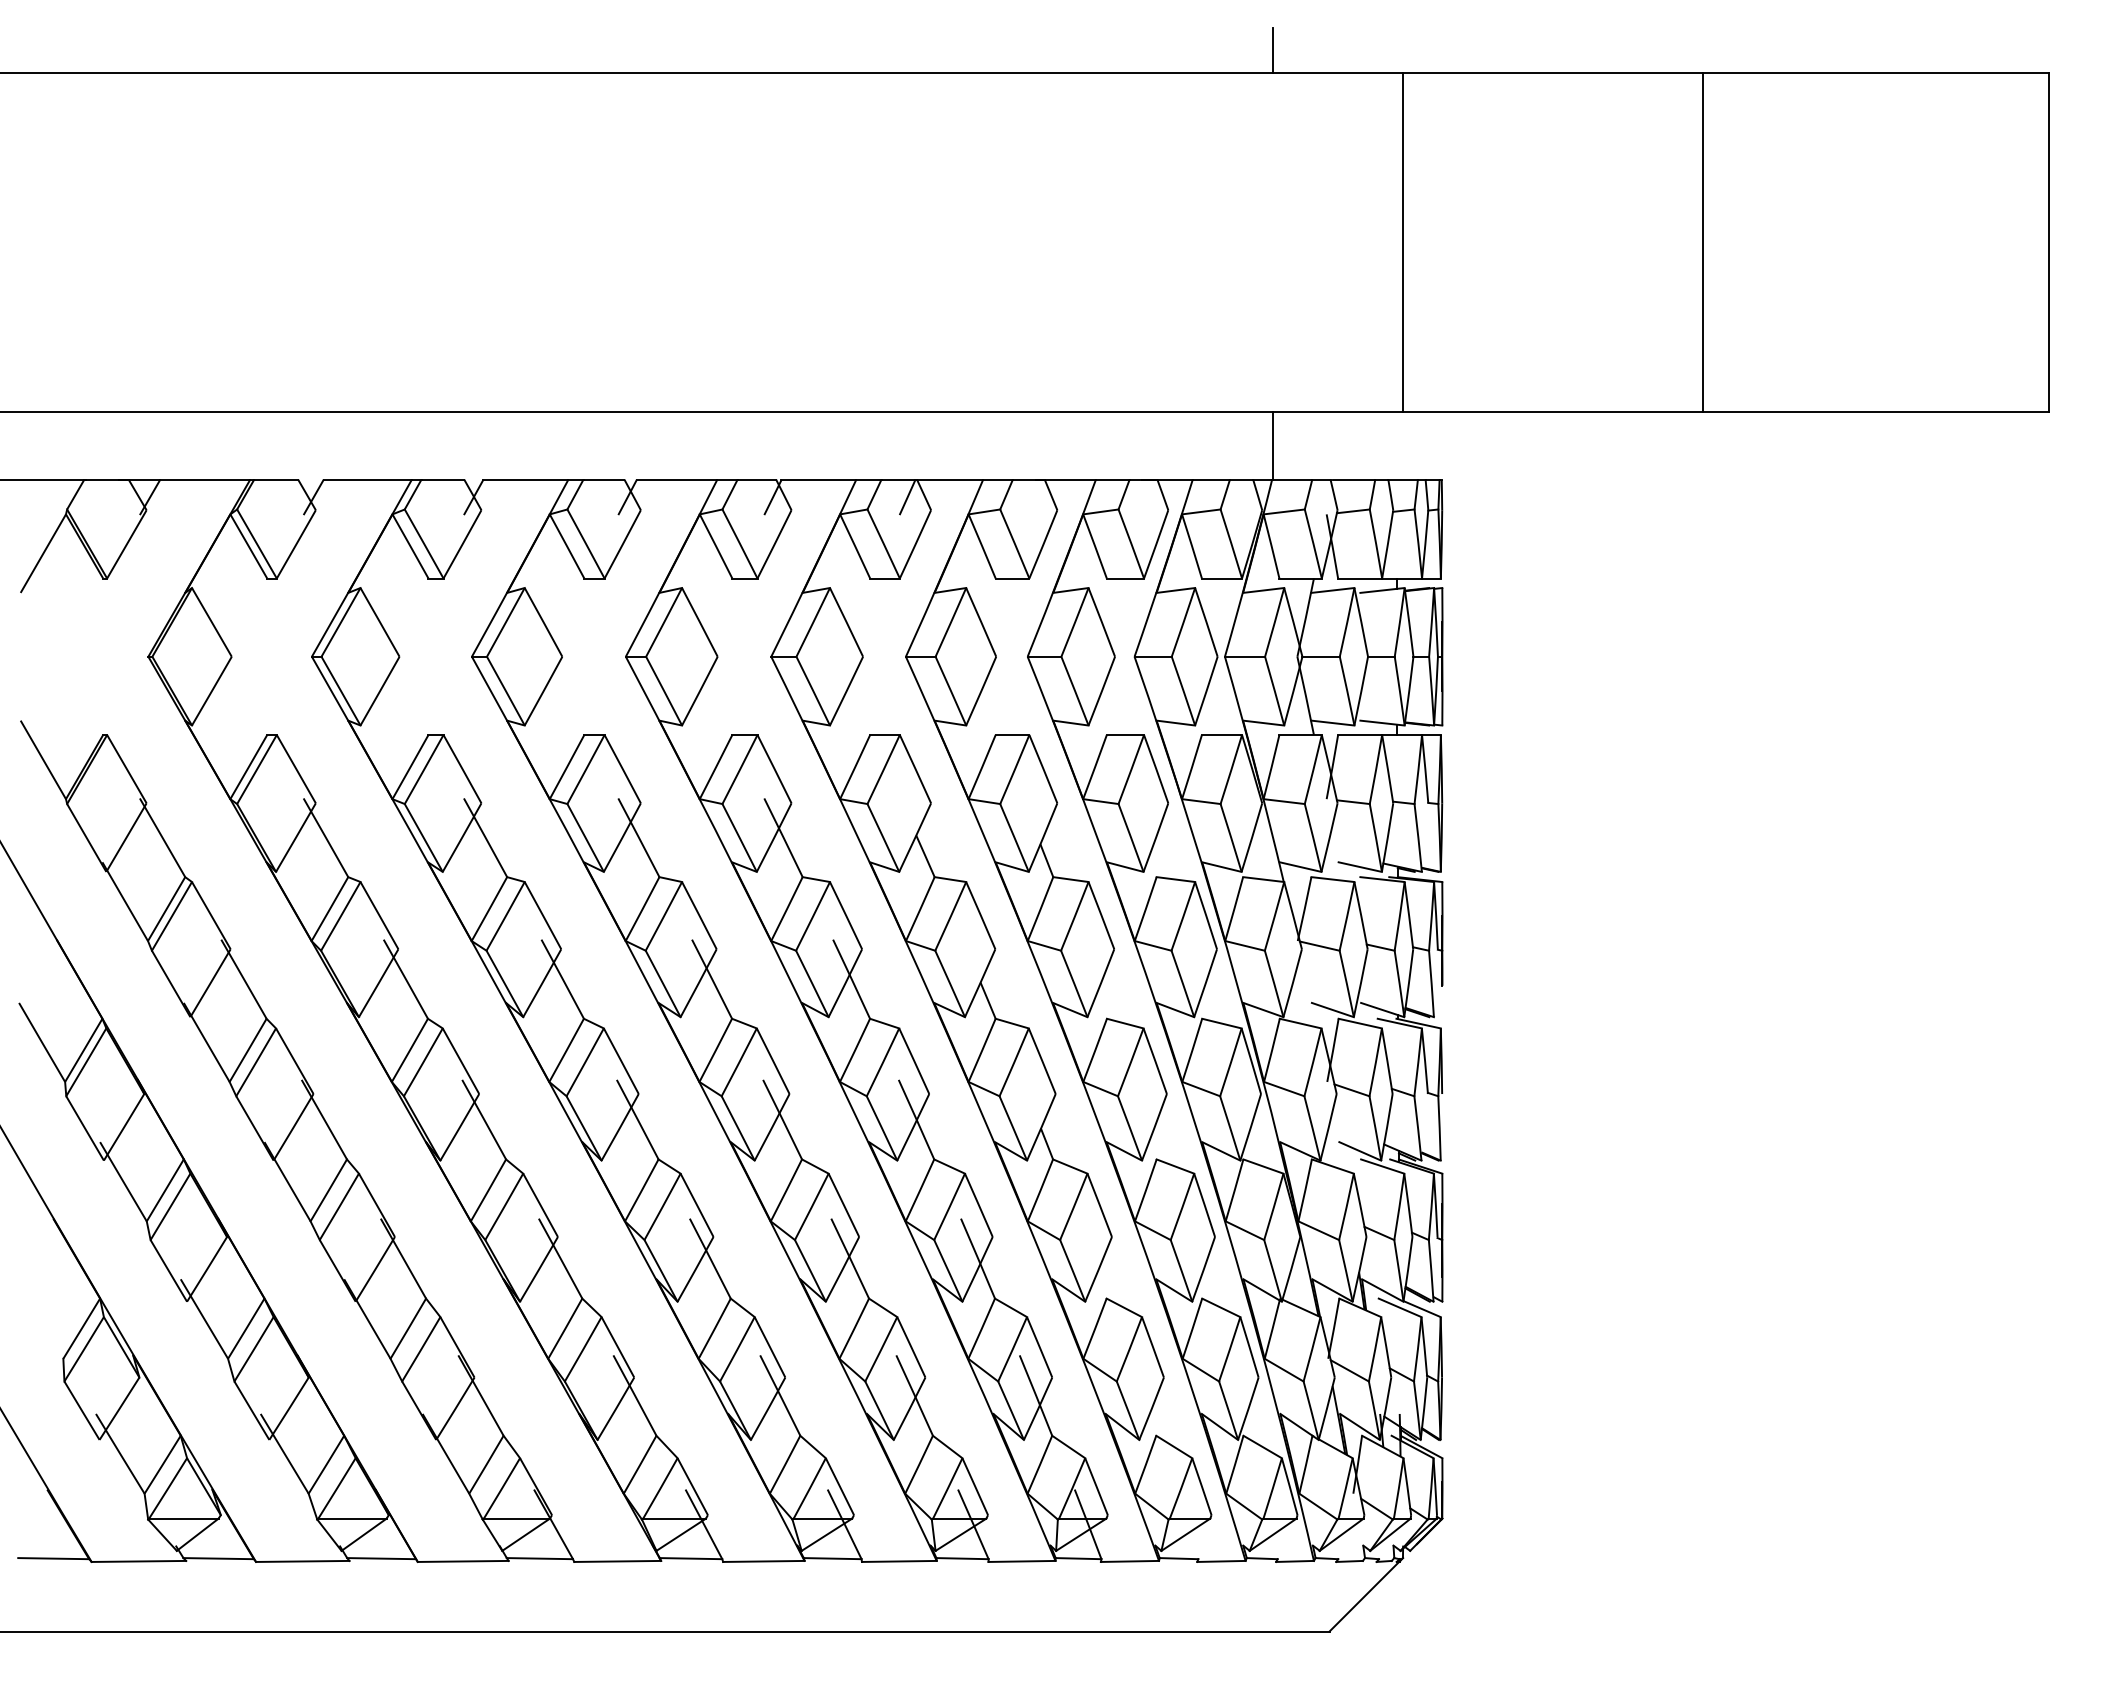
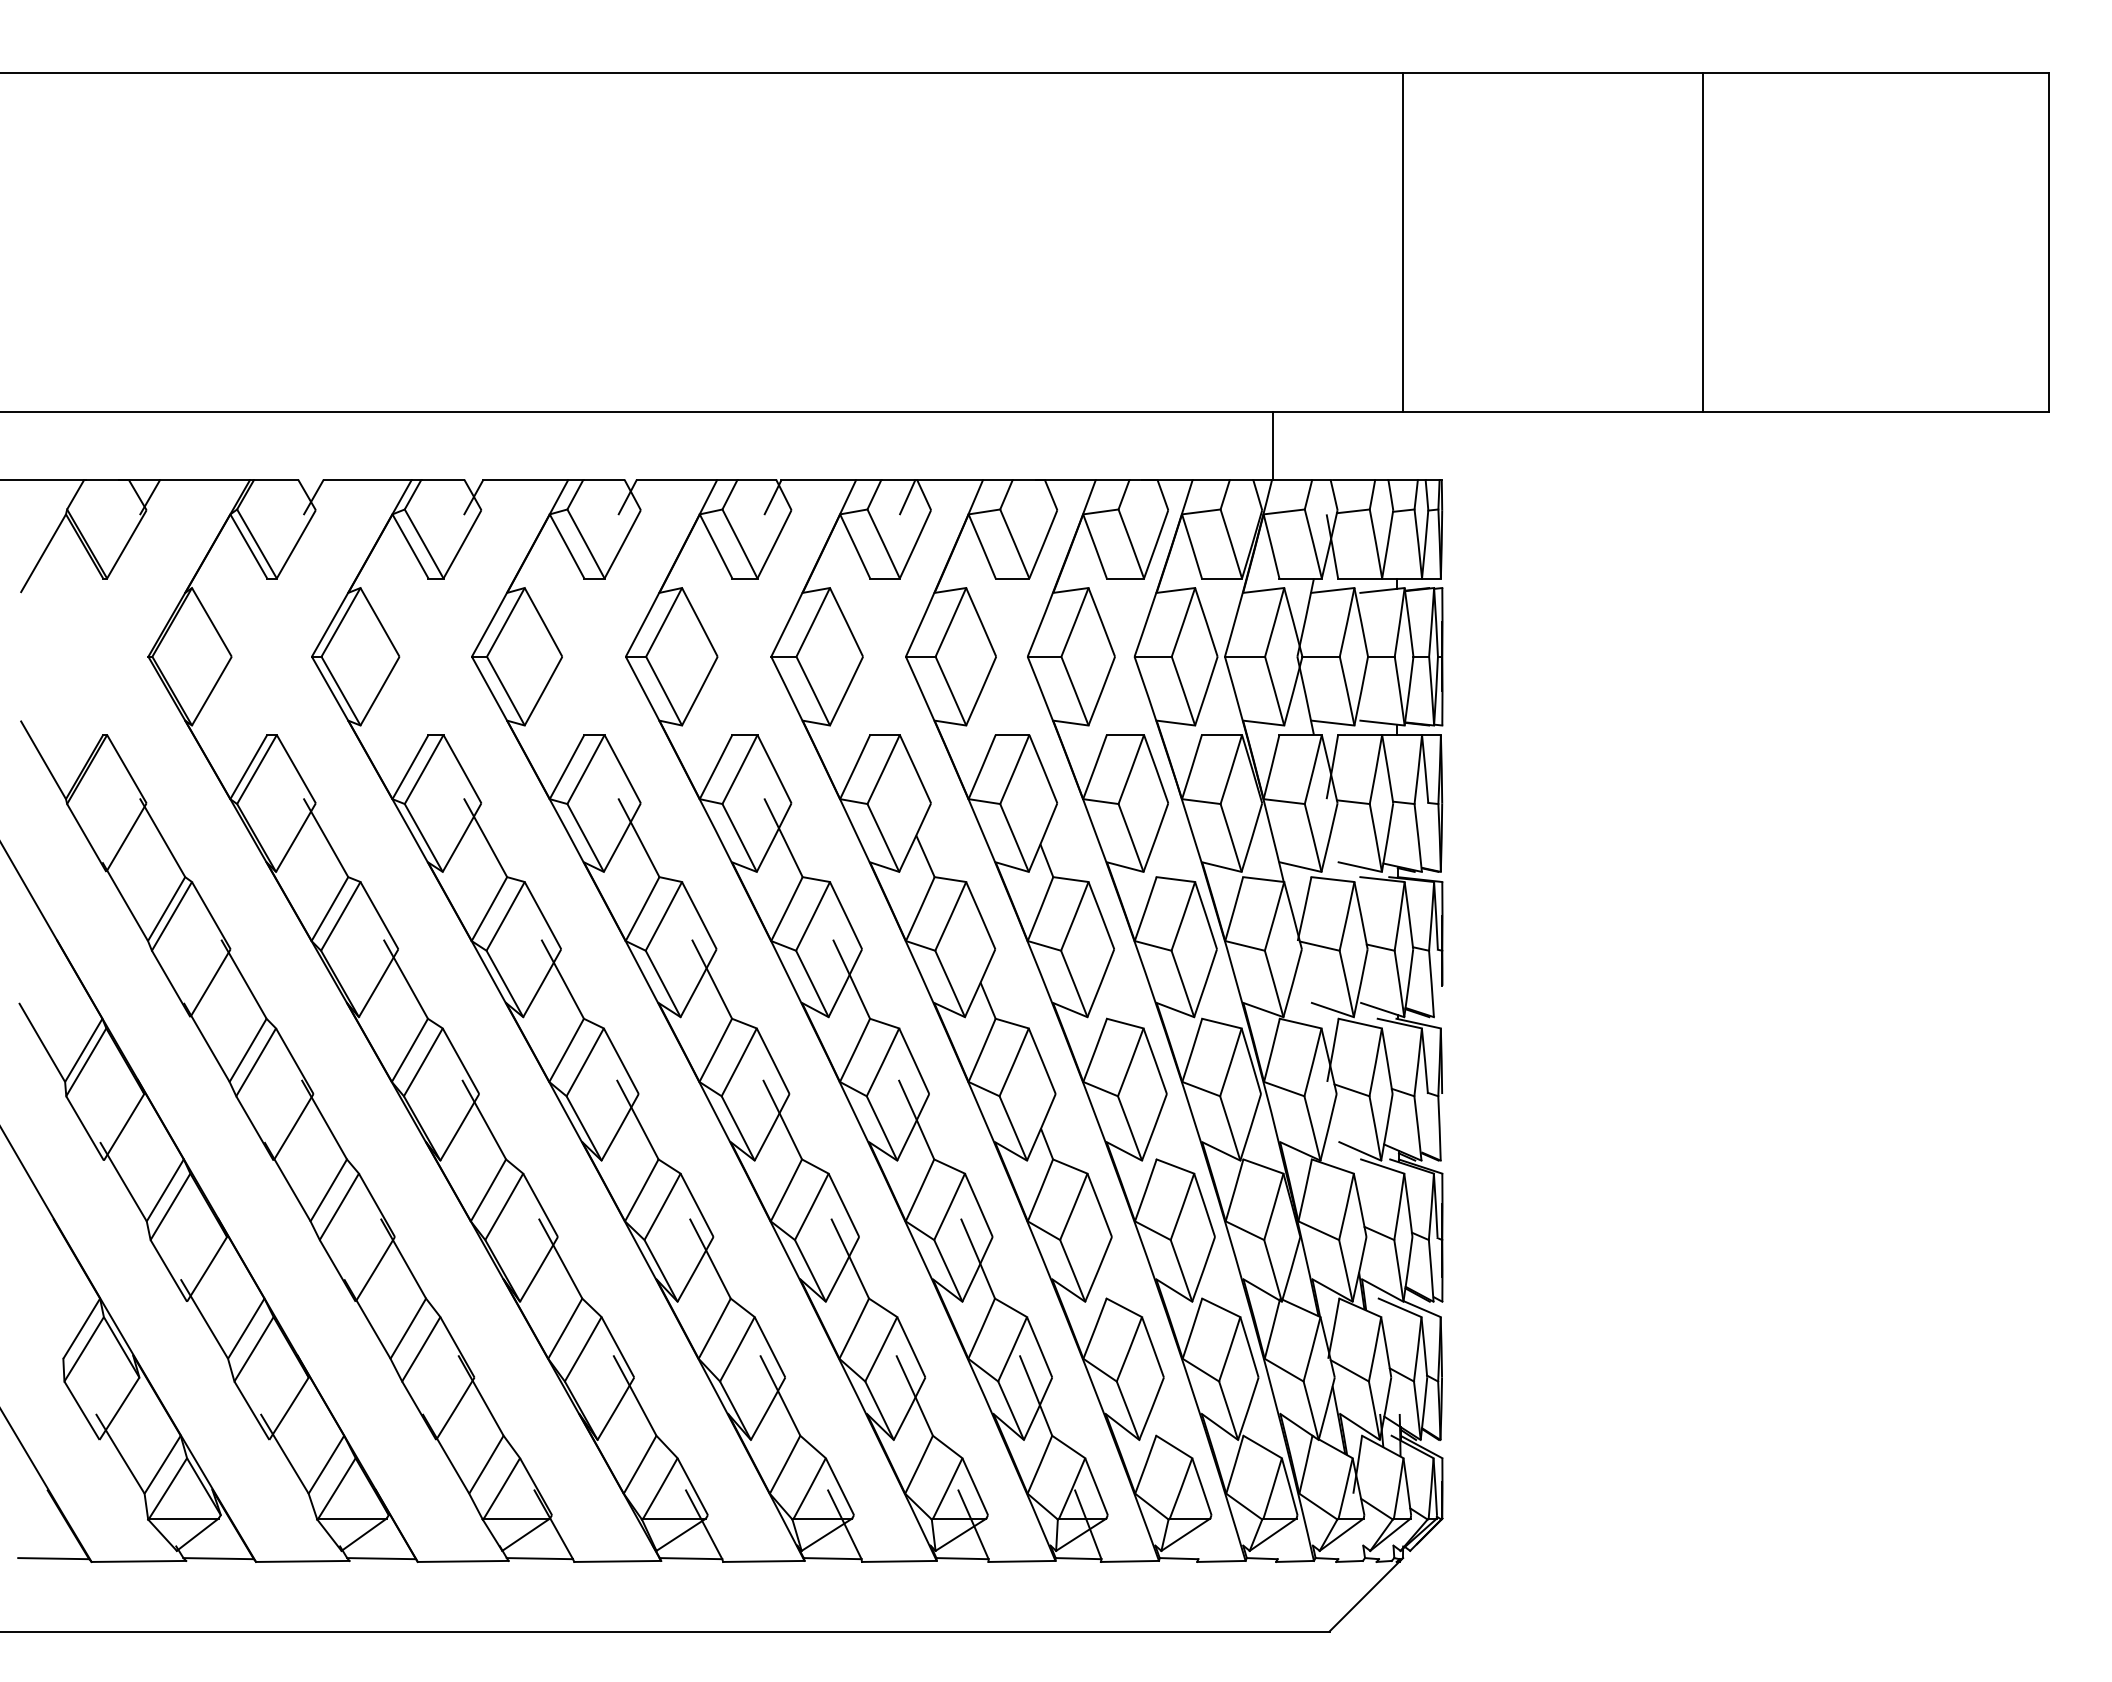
line: present -> none (1273, 50)
